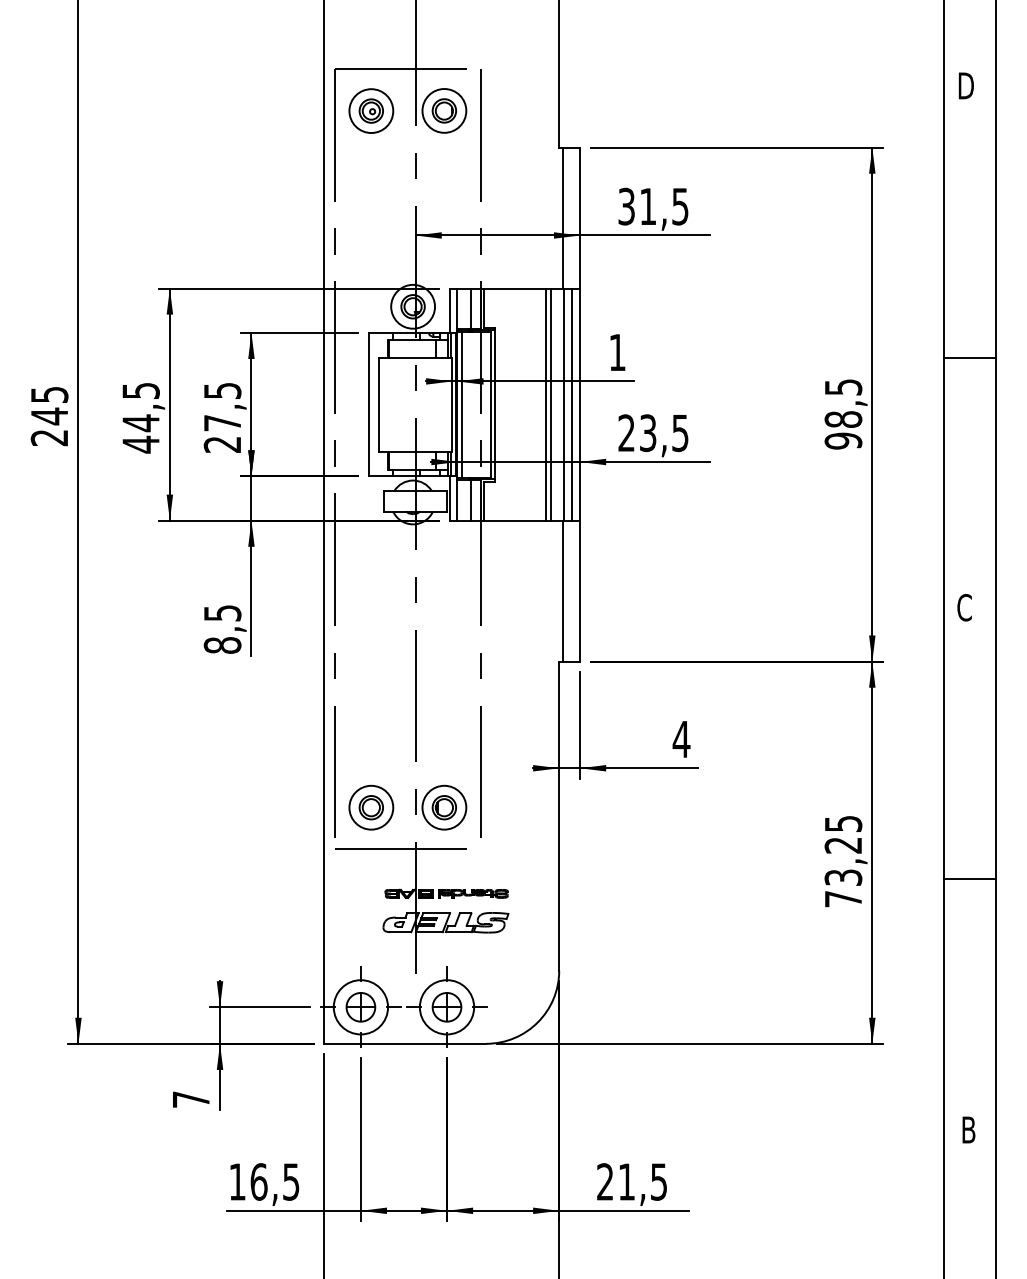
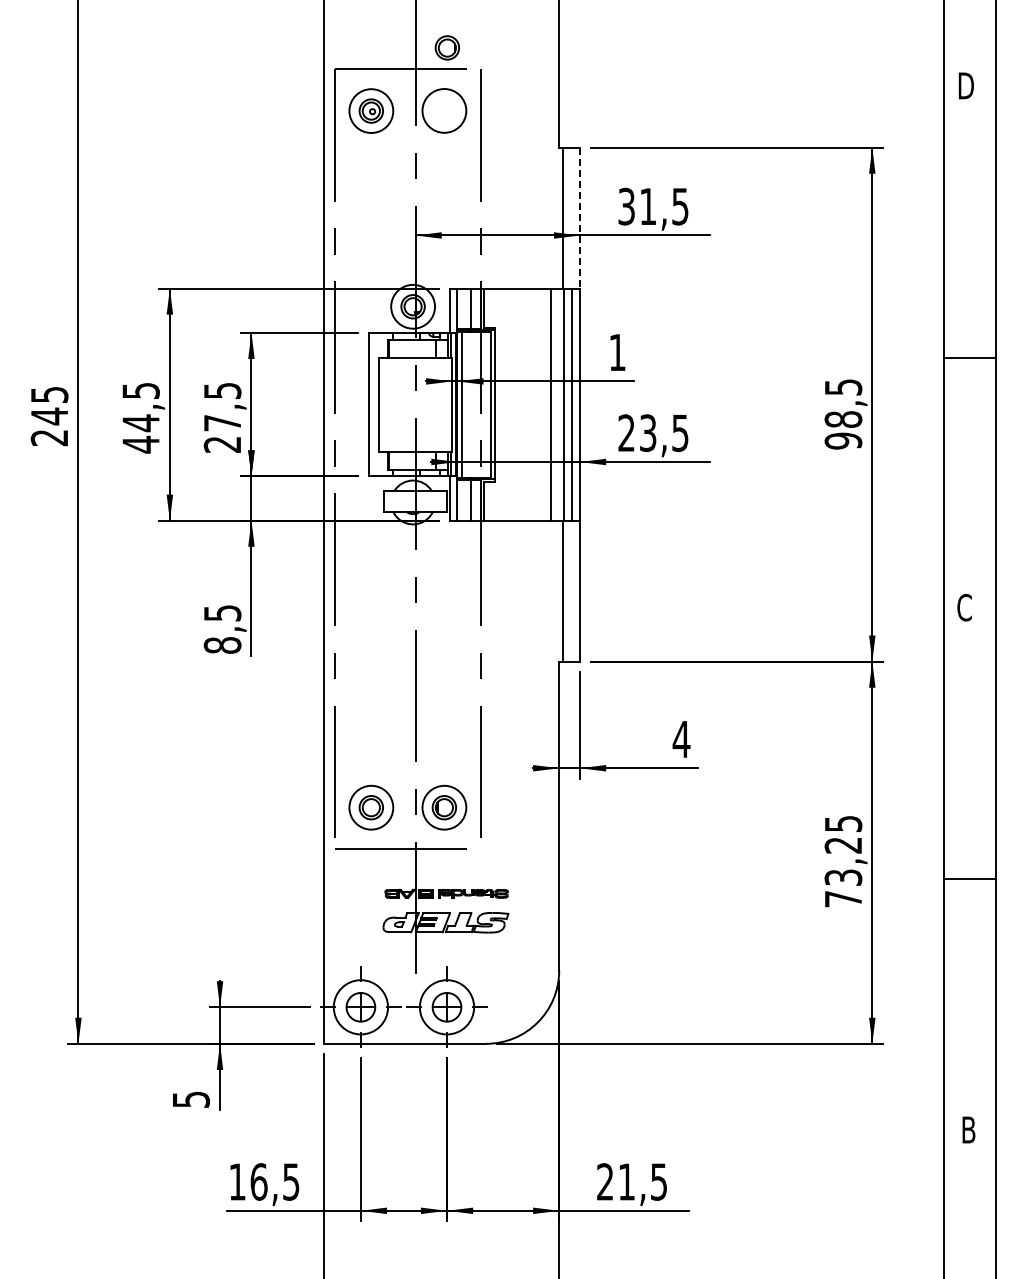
part position: (443, 110) -> (446, 47) (446, 47)
line: solid -> dashed (580, 218)
line: present -> none (545, 404)
text: 7 -> 5 (191, 1099)
